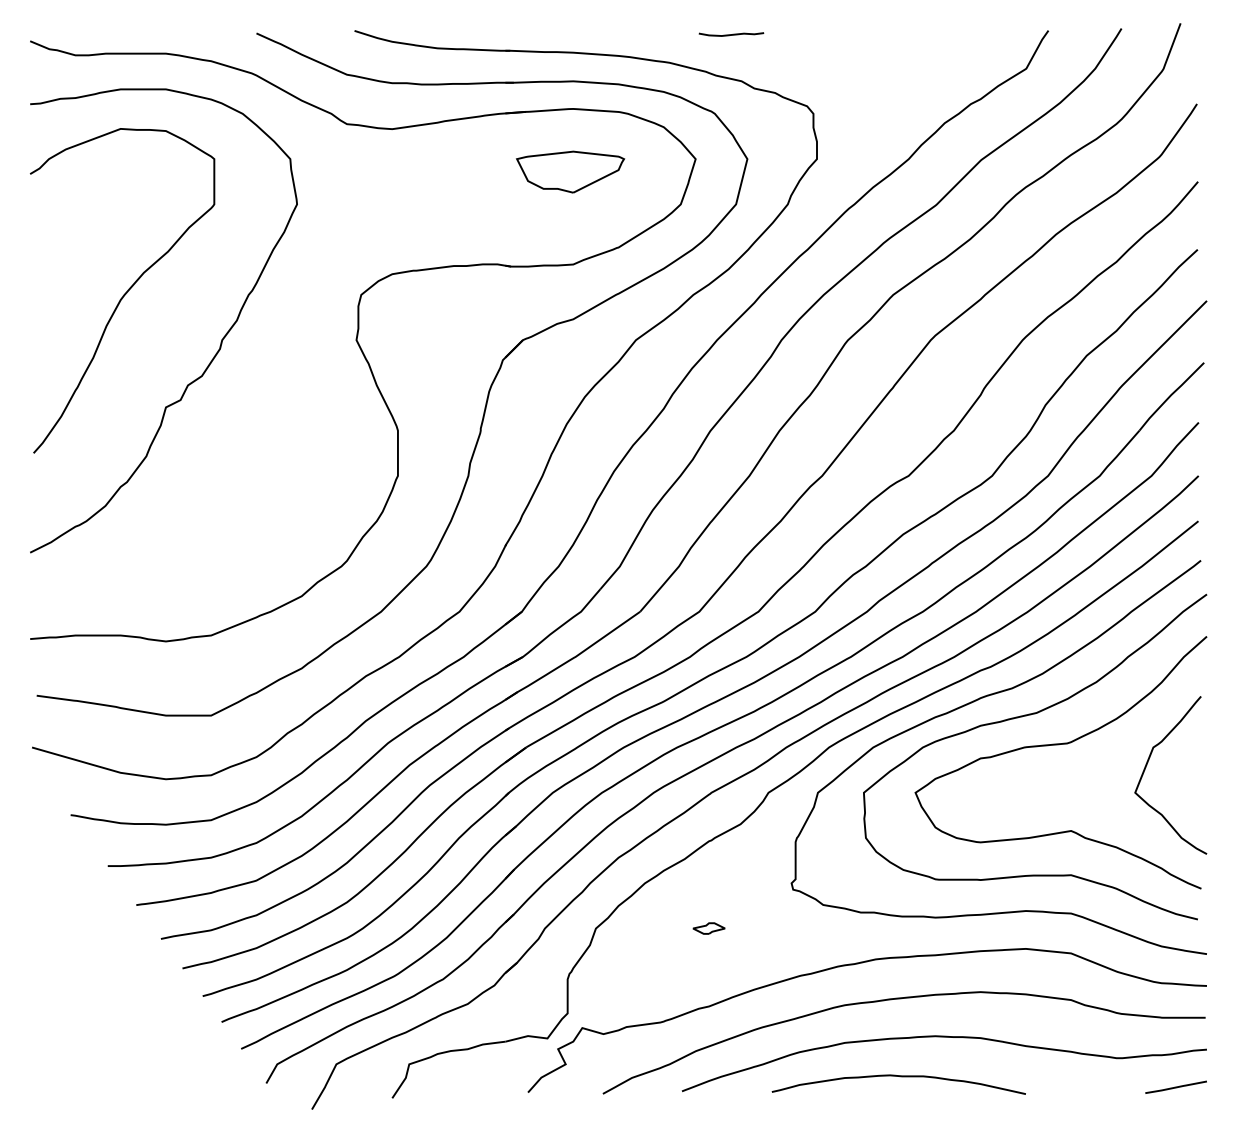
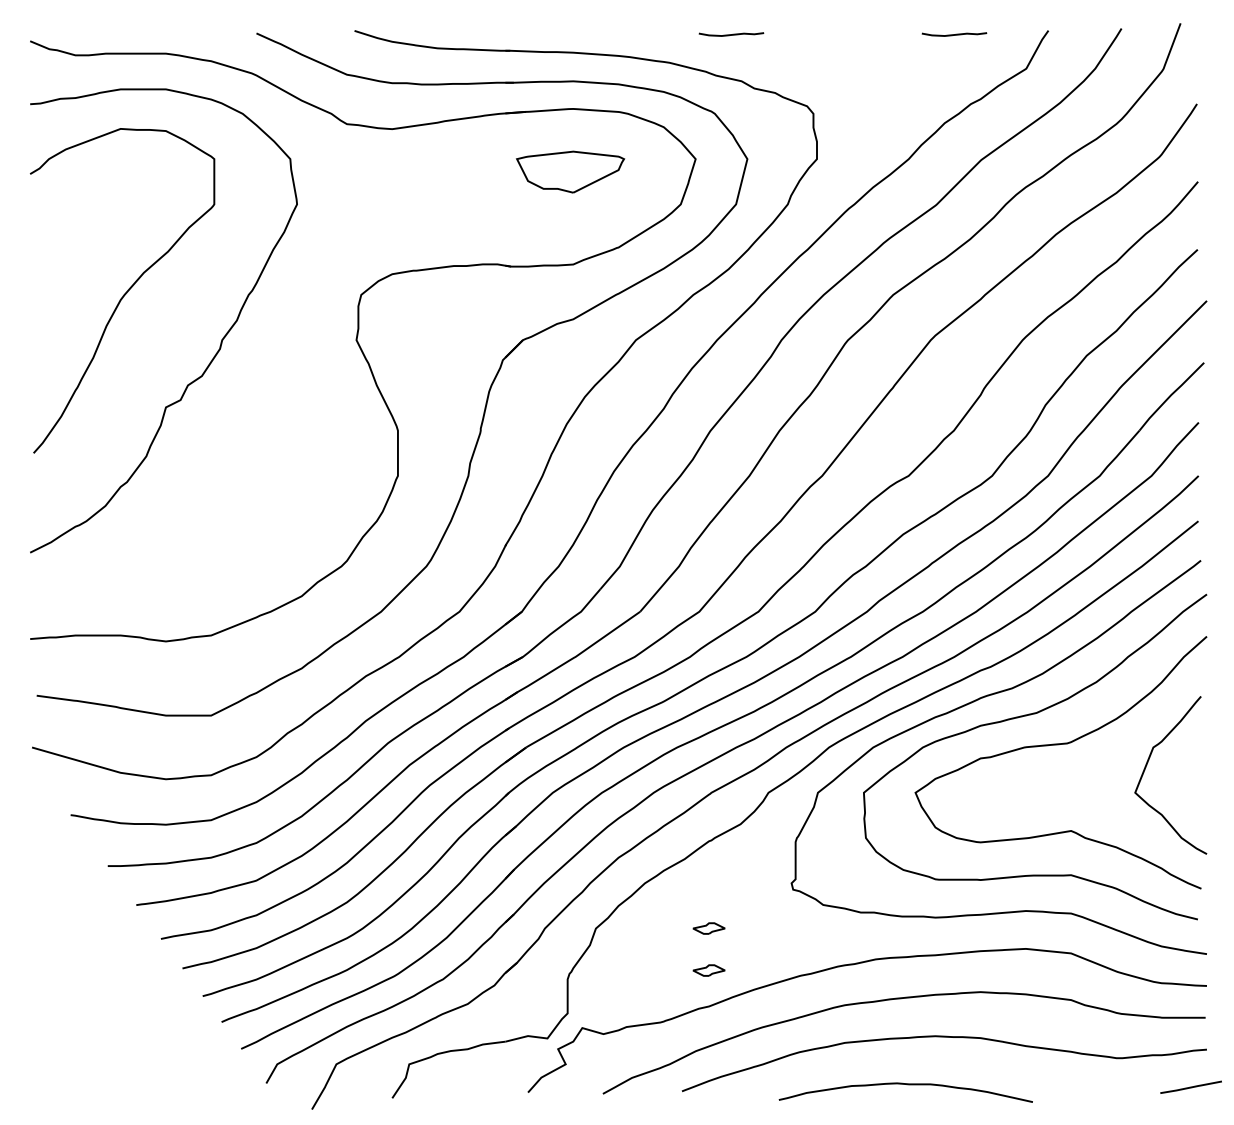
curve: none -> present (954, 34)
part: none -> present (708, 970)
curve position: (900, 1077) -> (907, 1085) (907, 1085)
line position: (1175, 1086) -> (1190, 1086) (1190, 1086)
